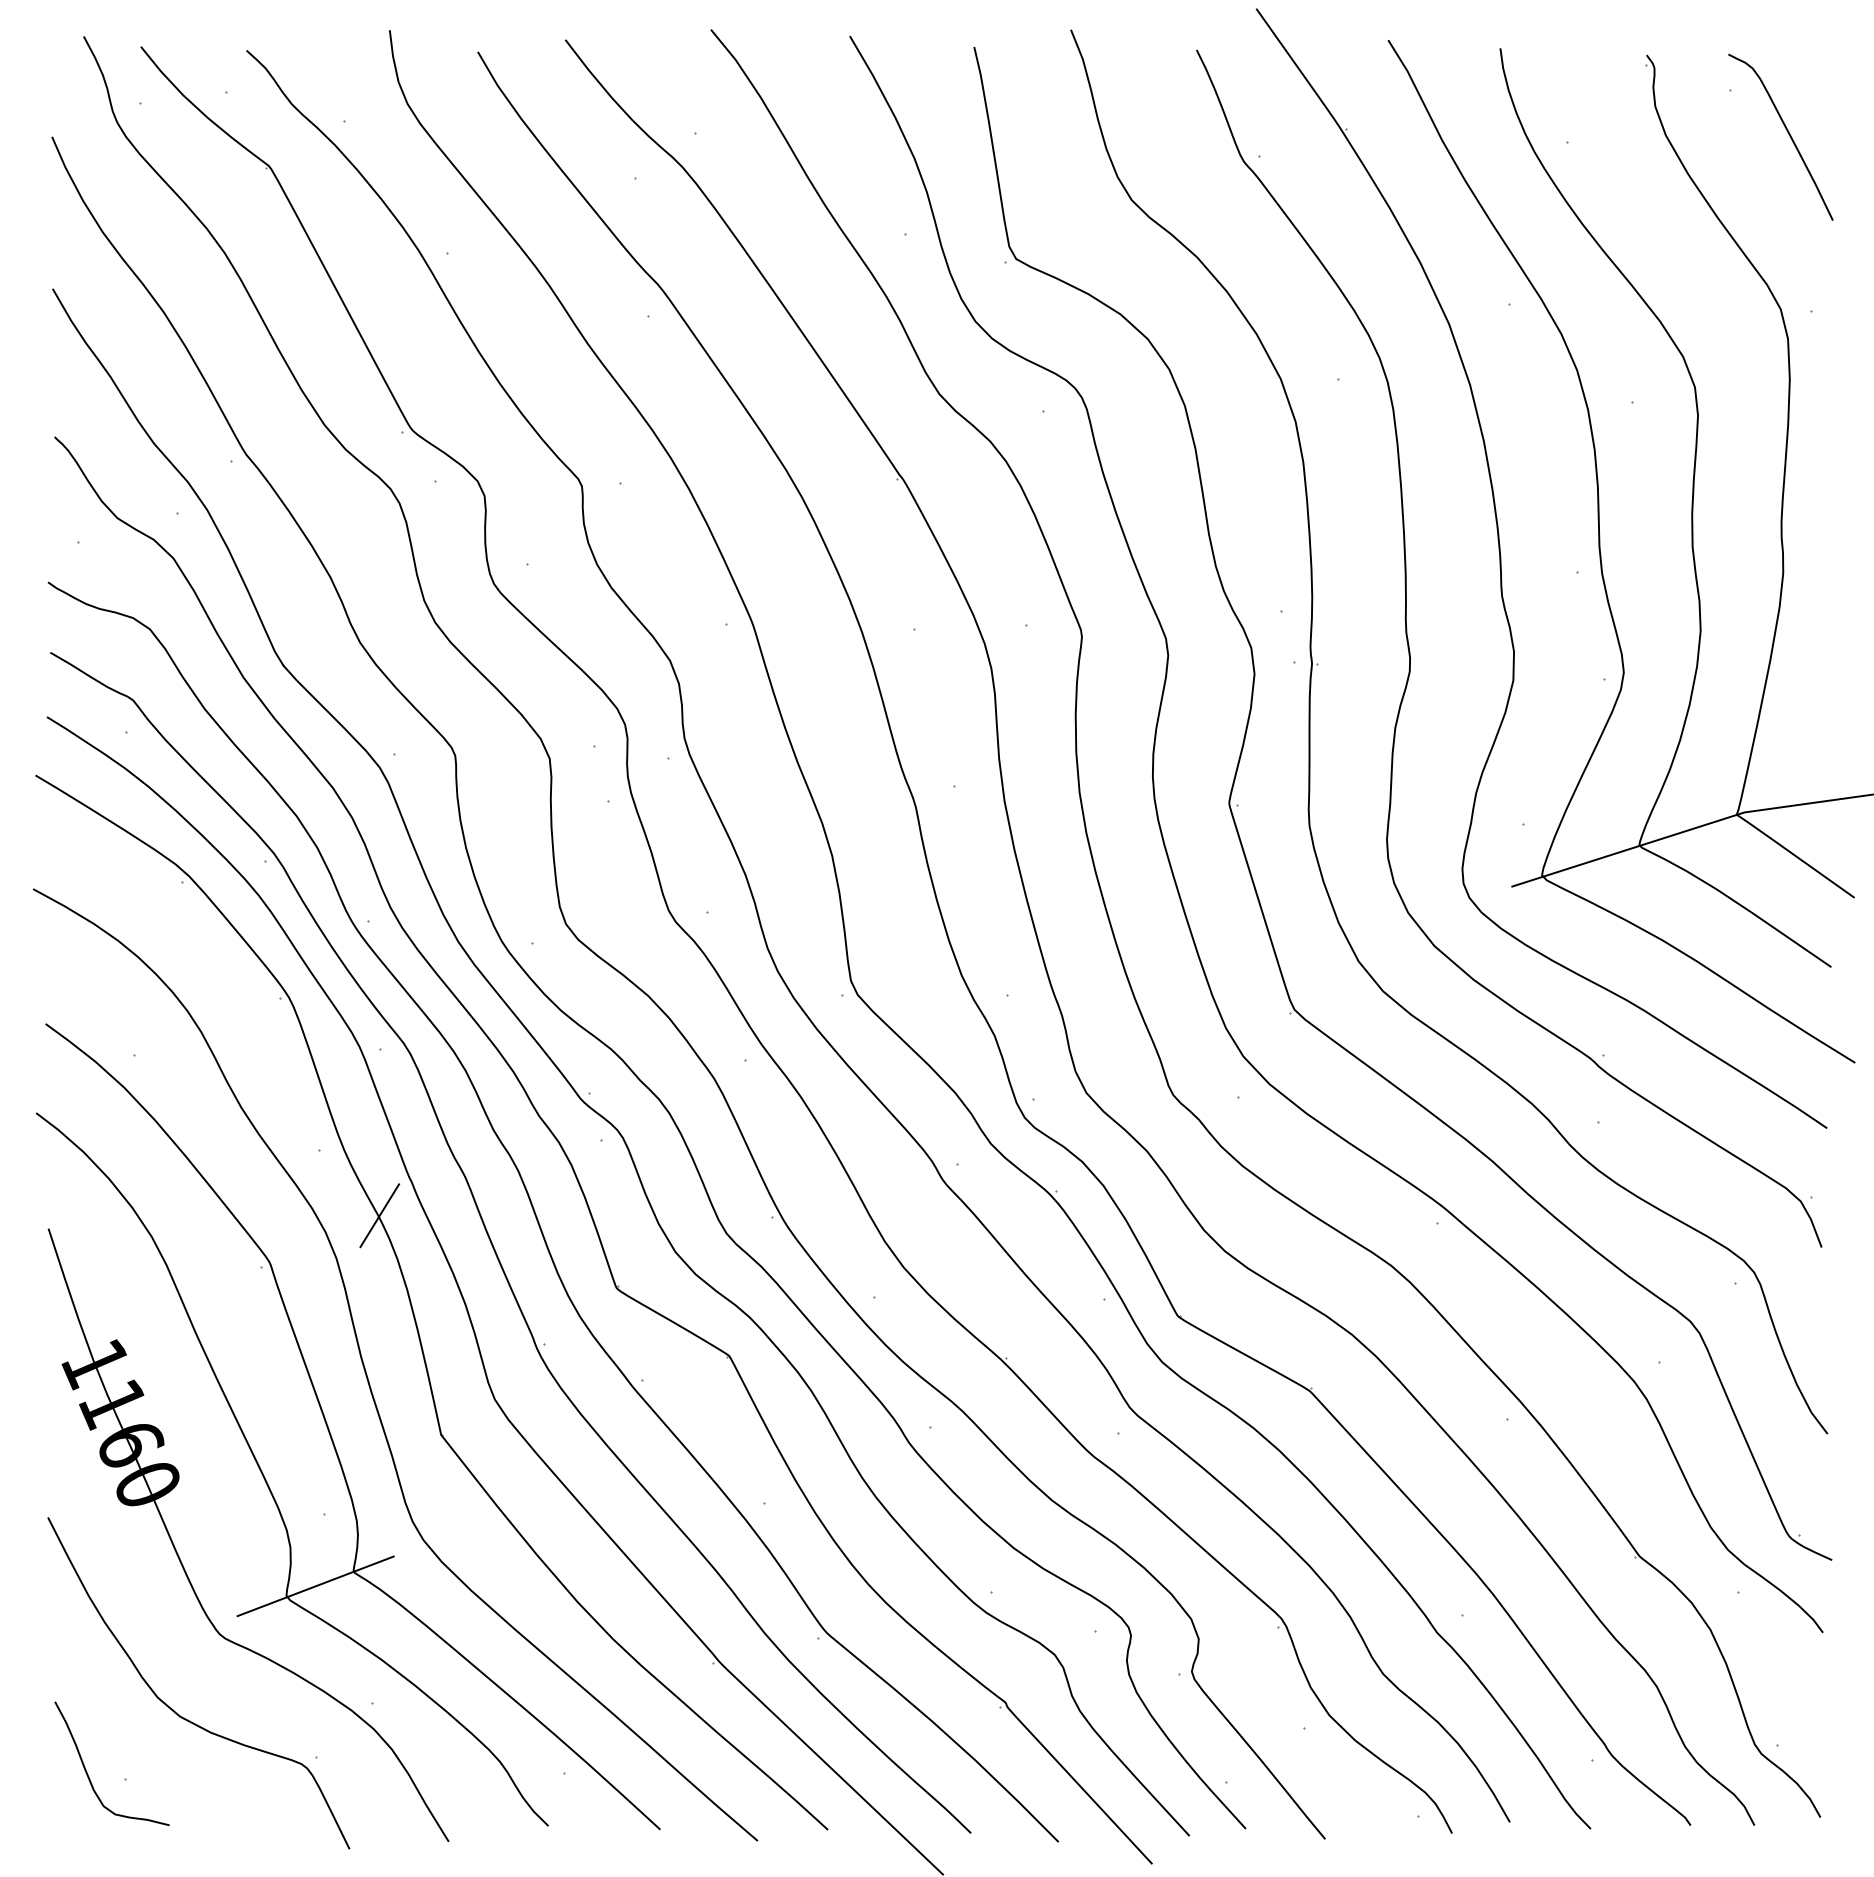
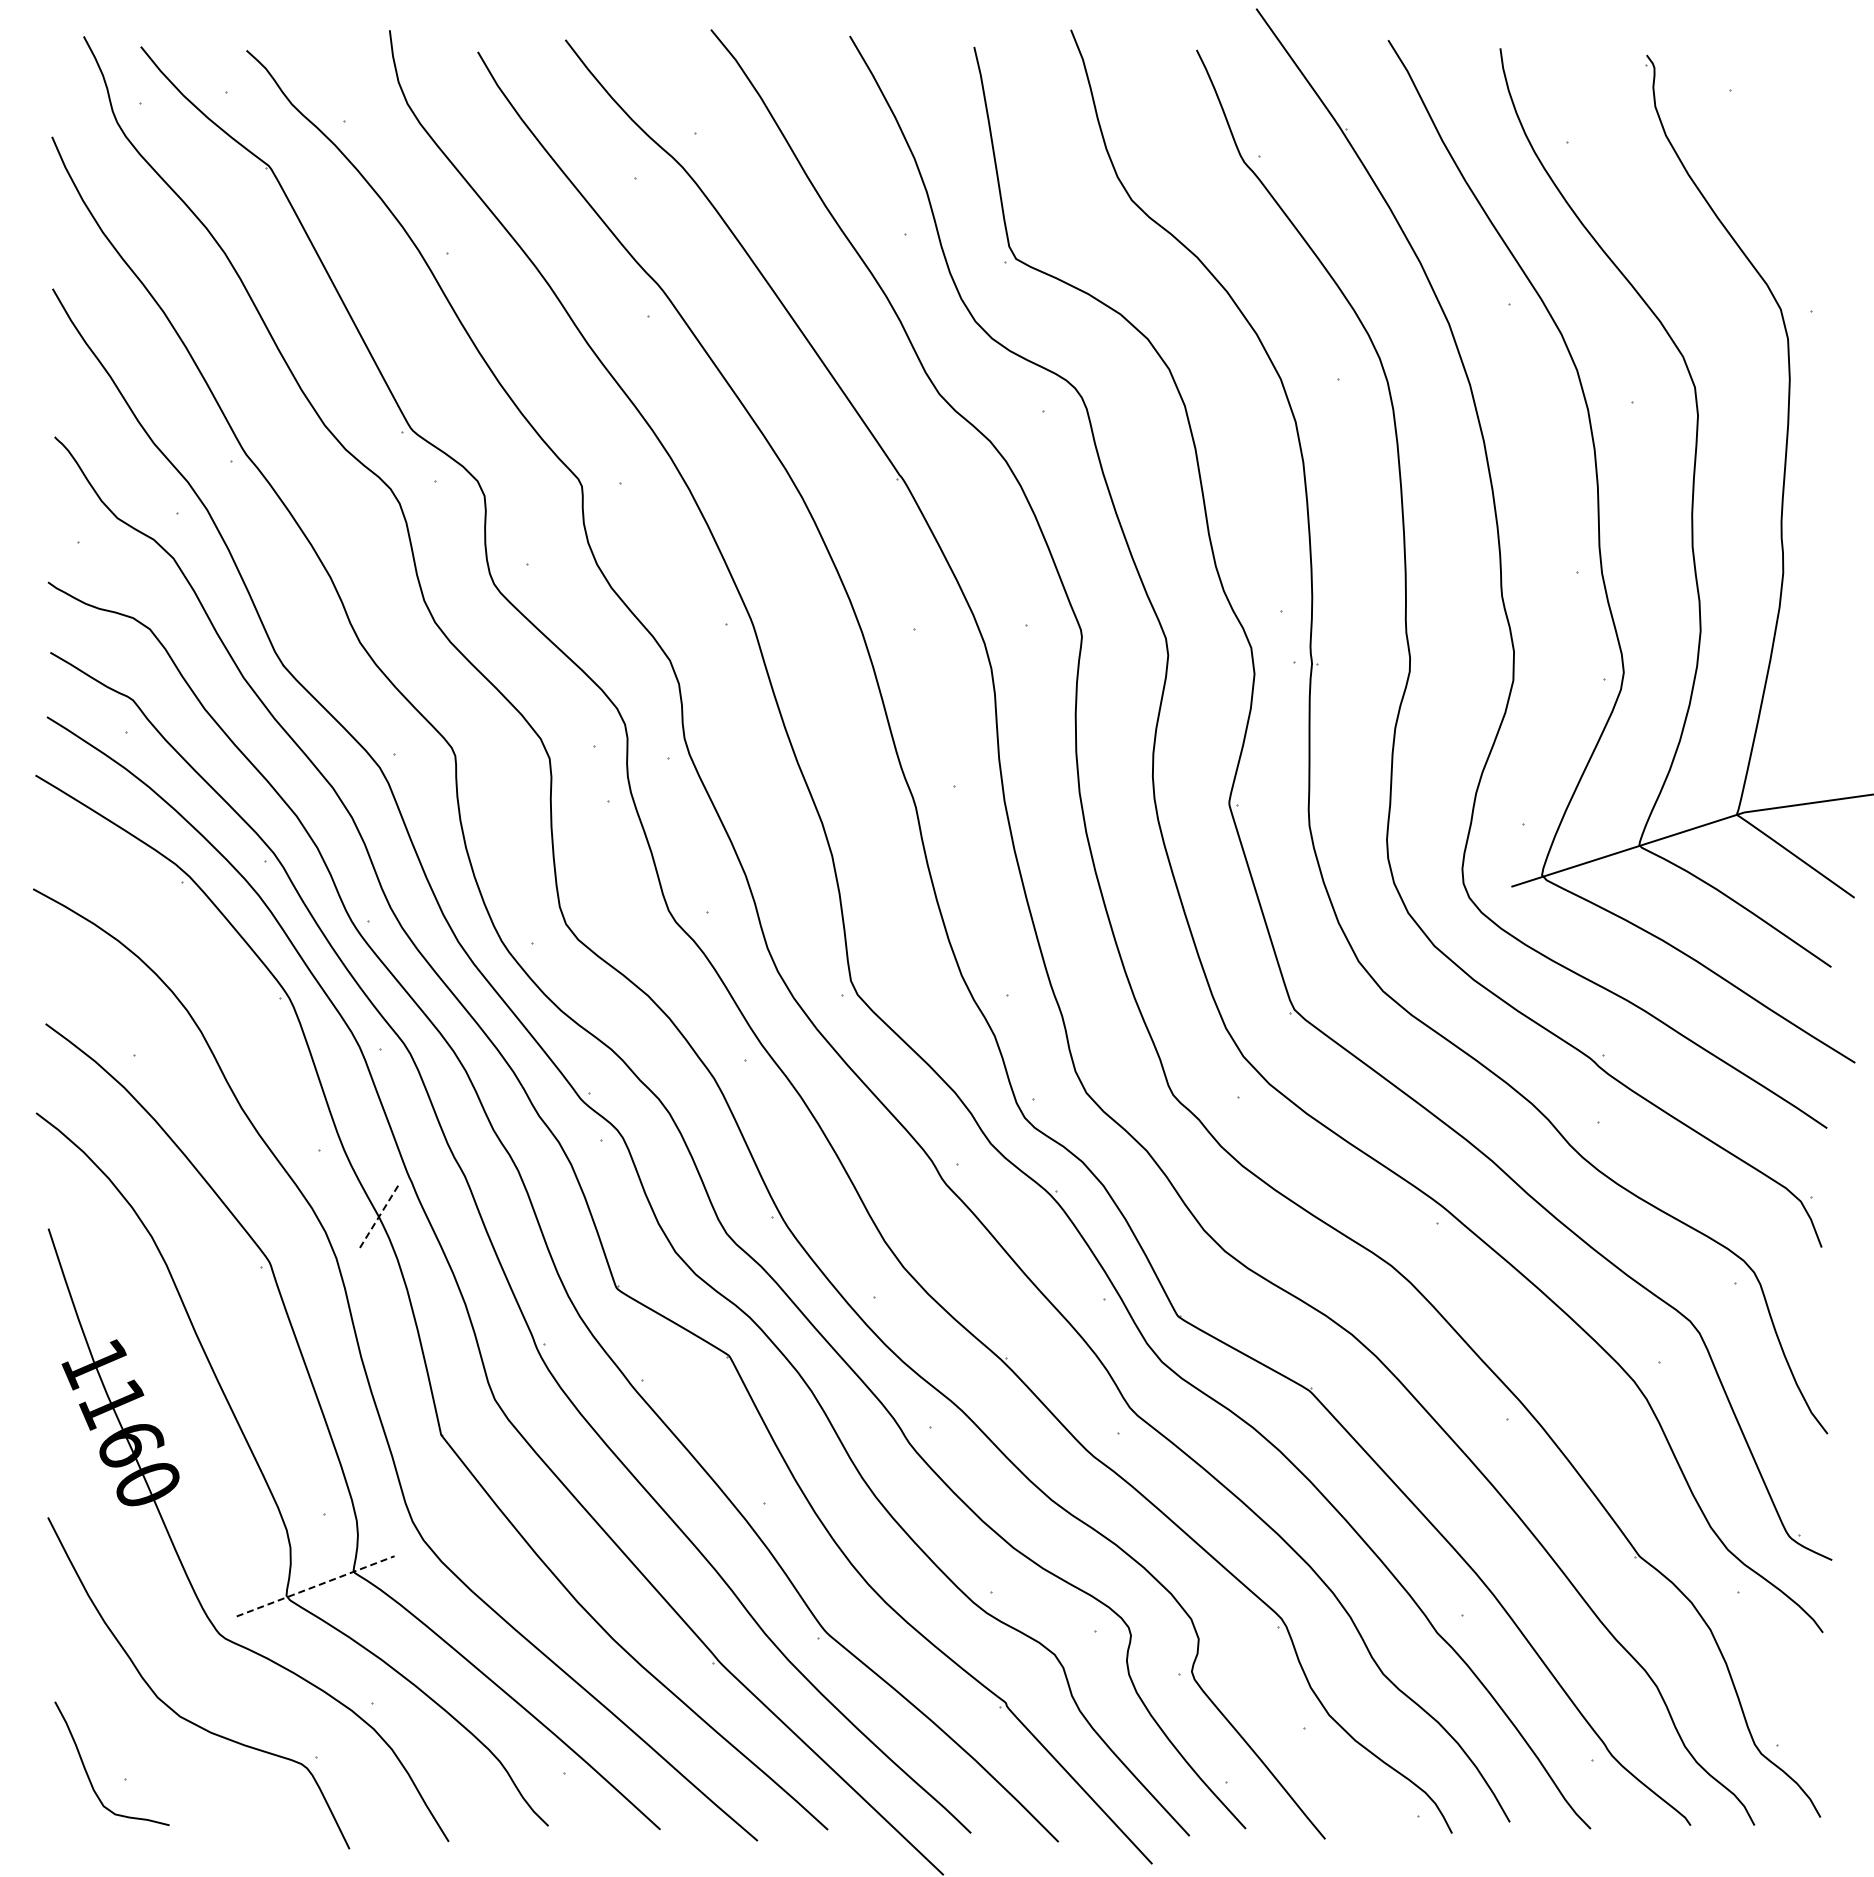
curve: present -> none (1787, 132)
line: solid -> dashed (379, 1215)
line: solid -> dashed (316, 1586)
